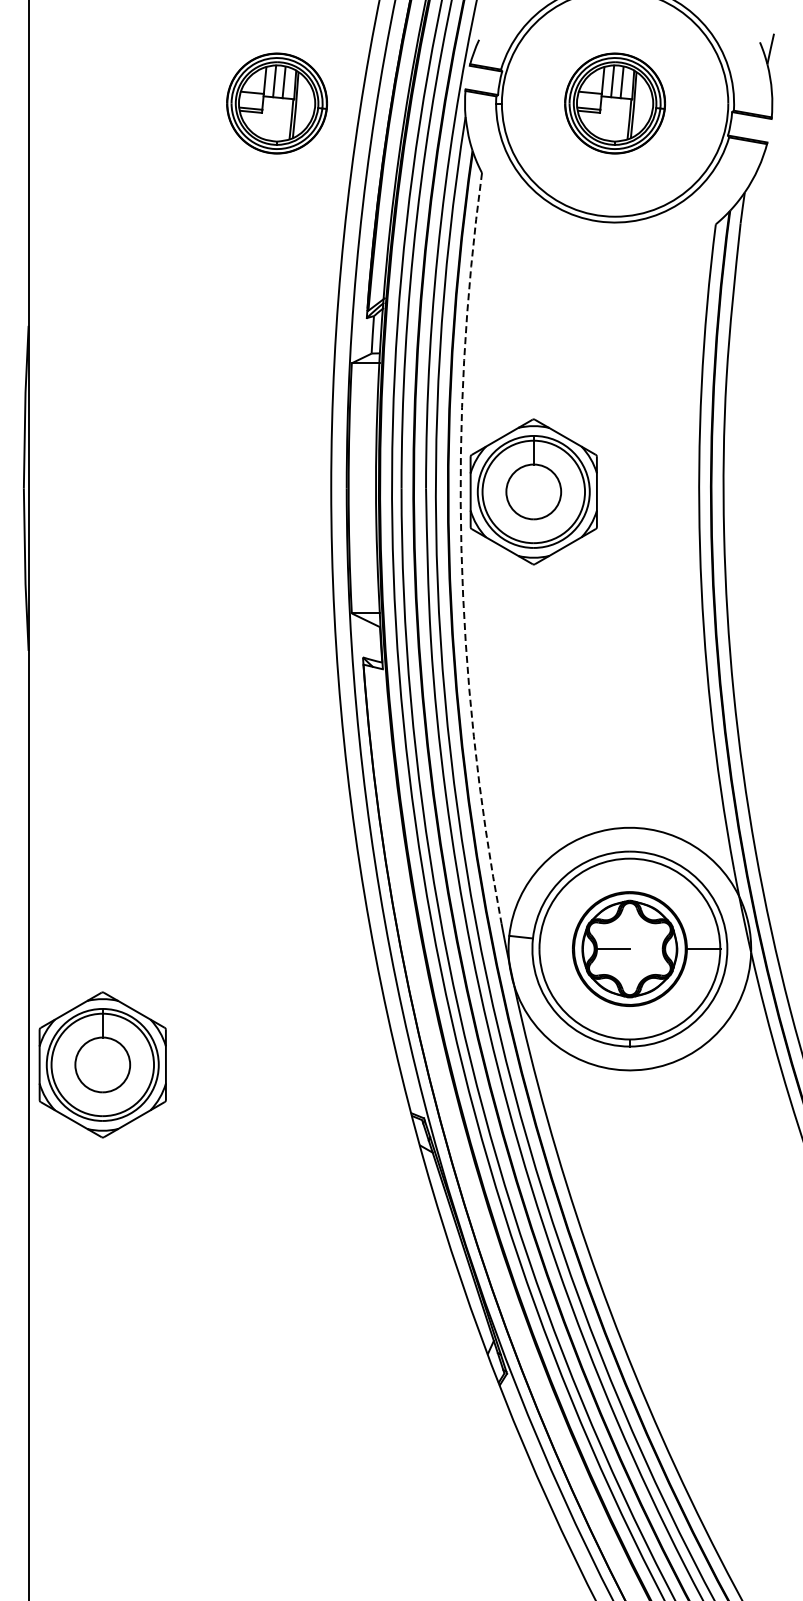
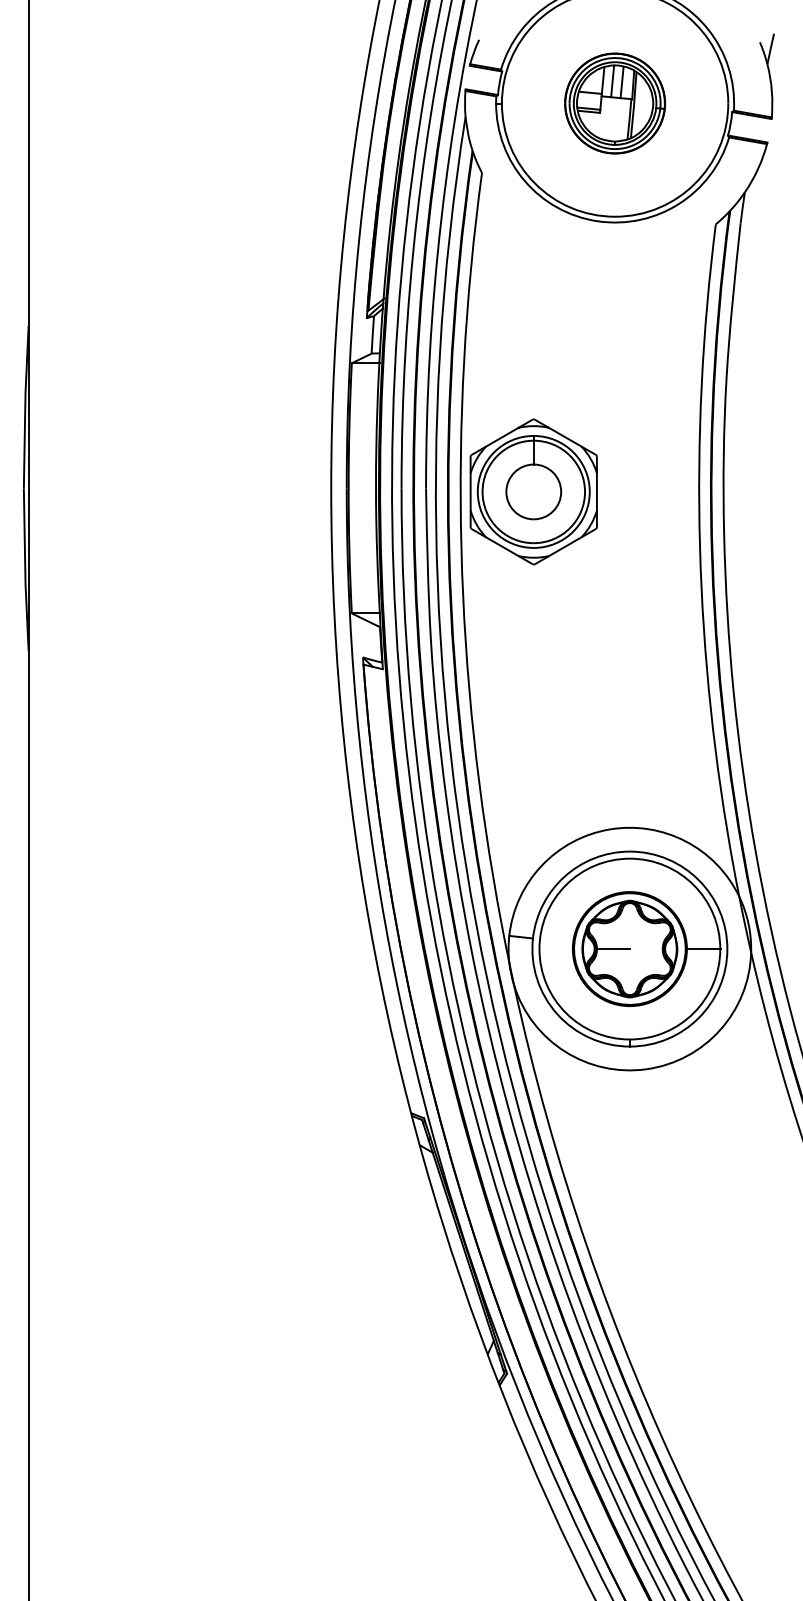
part: present -> none (276, 103)
arc: dashed -> solid (461, 548)
part: present -> none (102, 1064)
